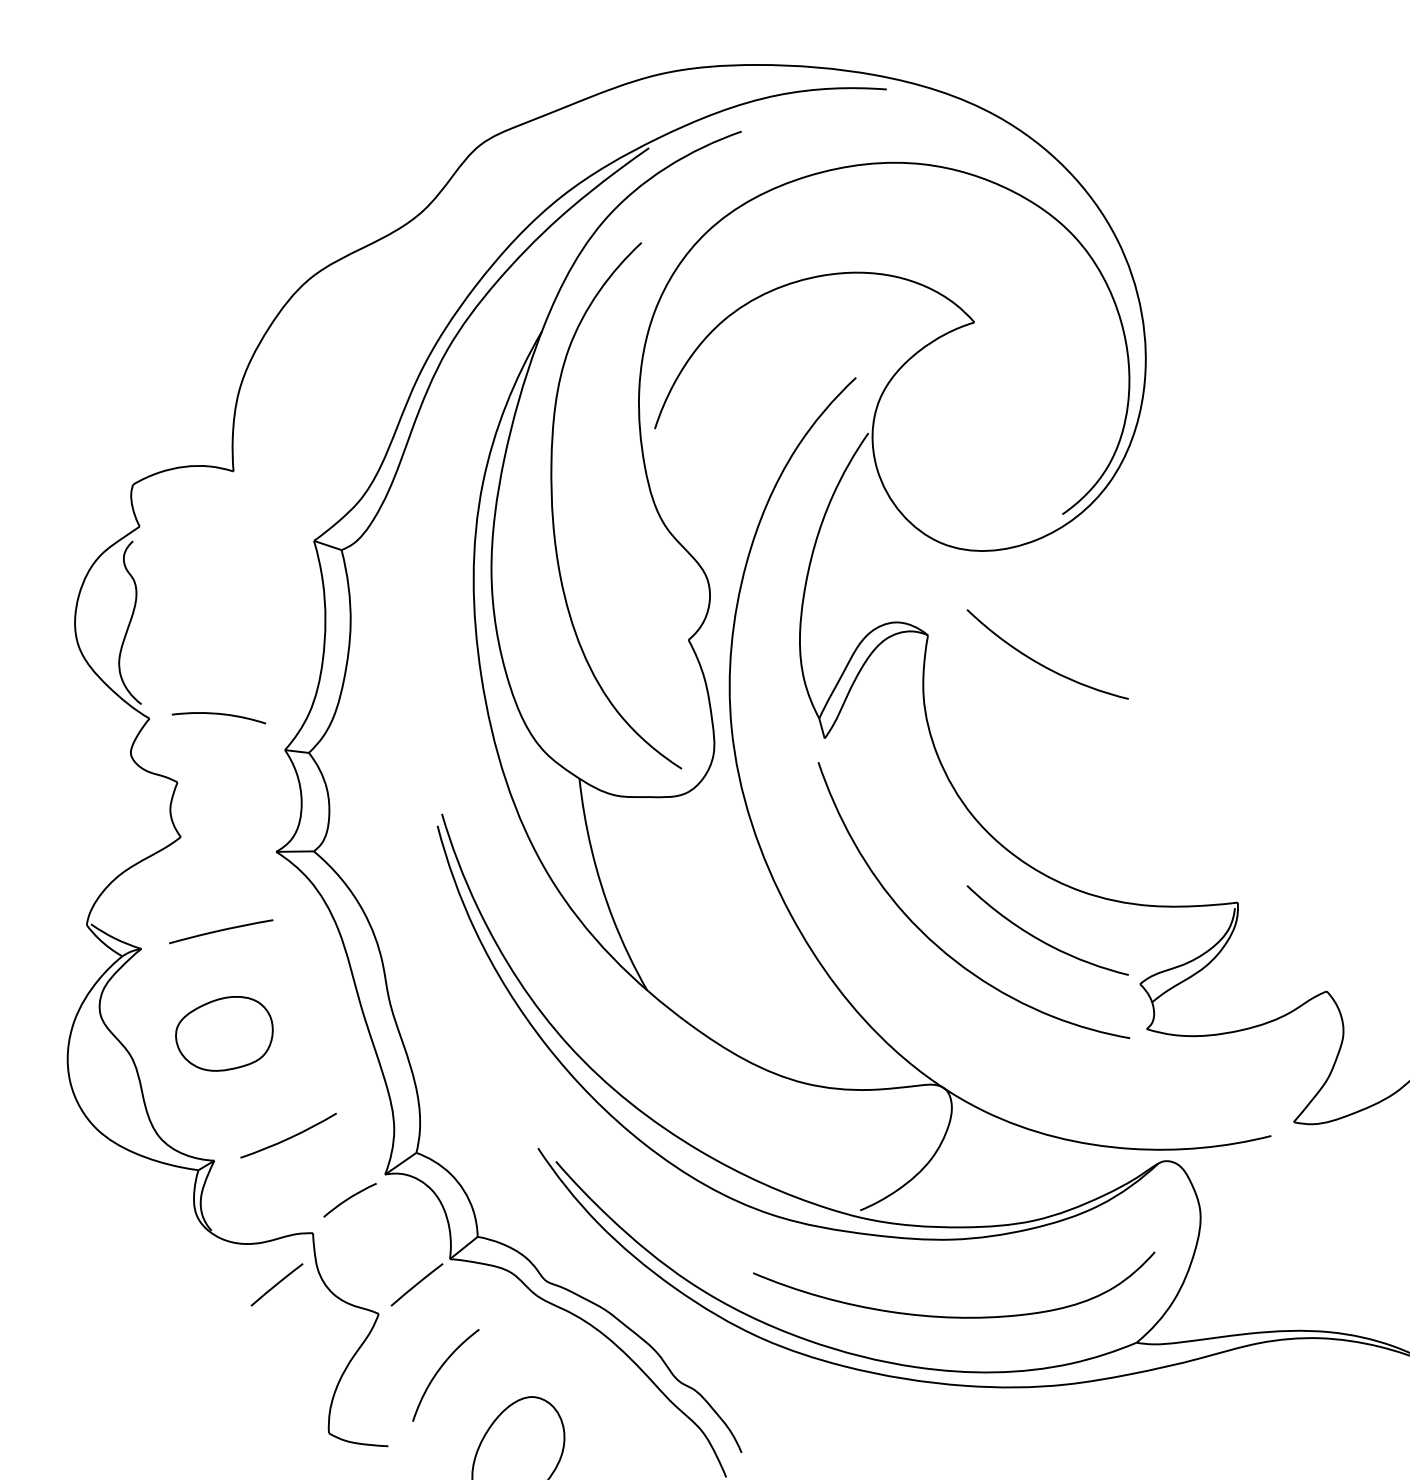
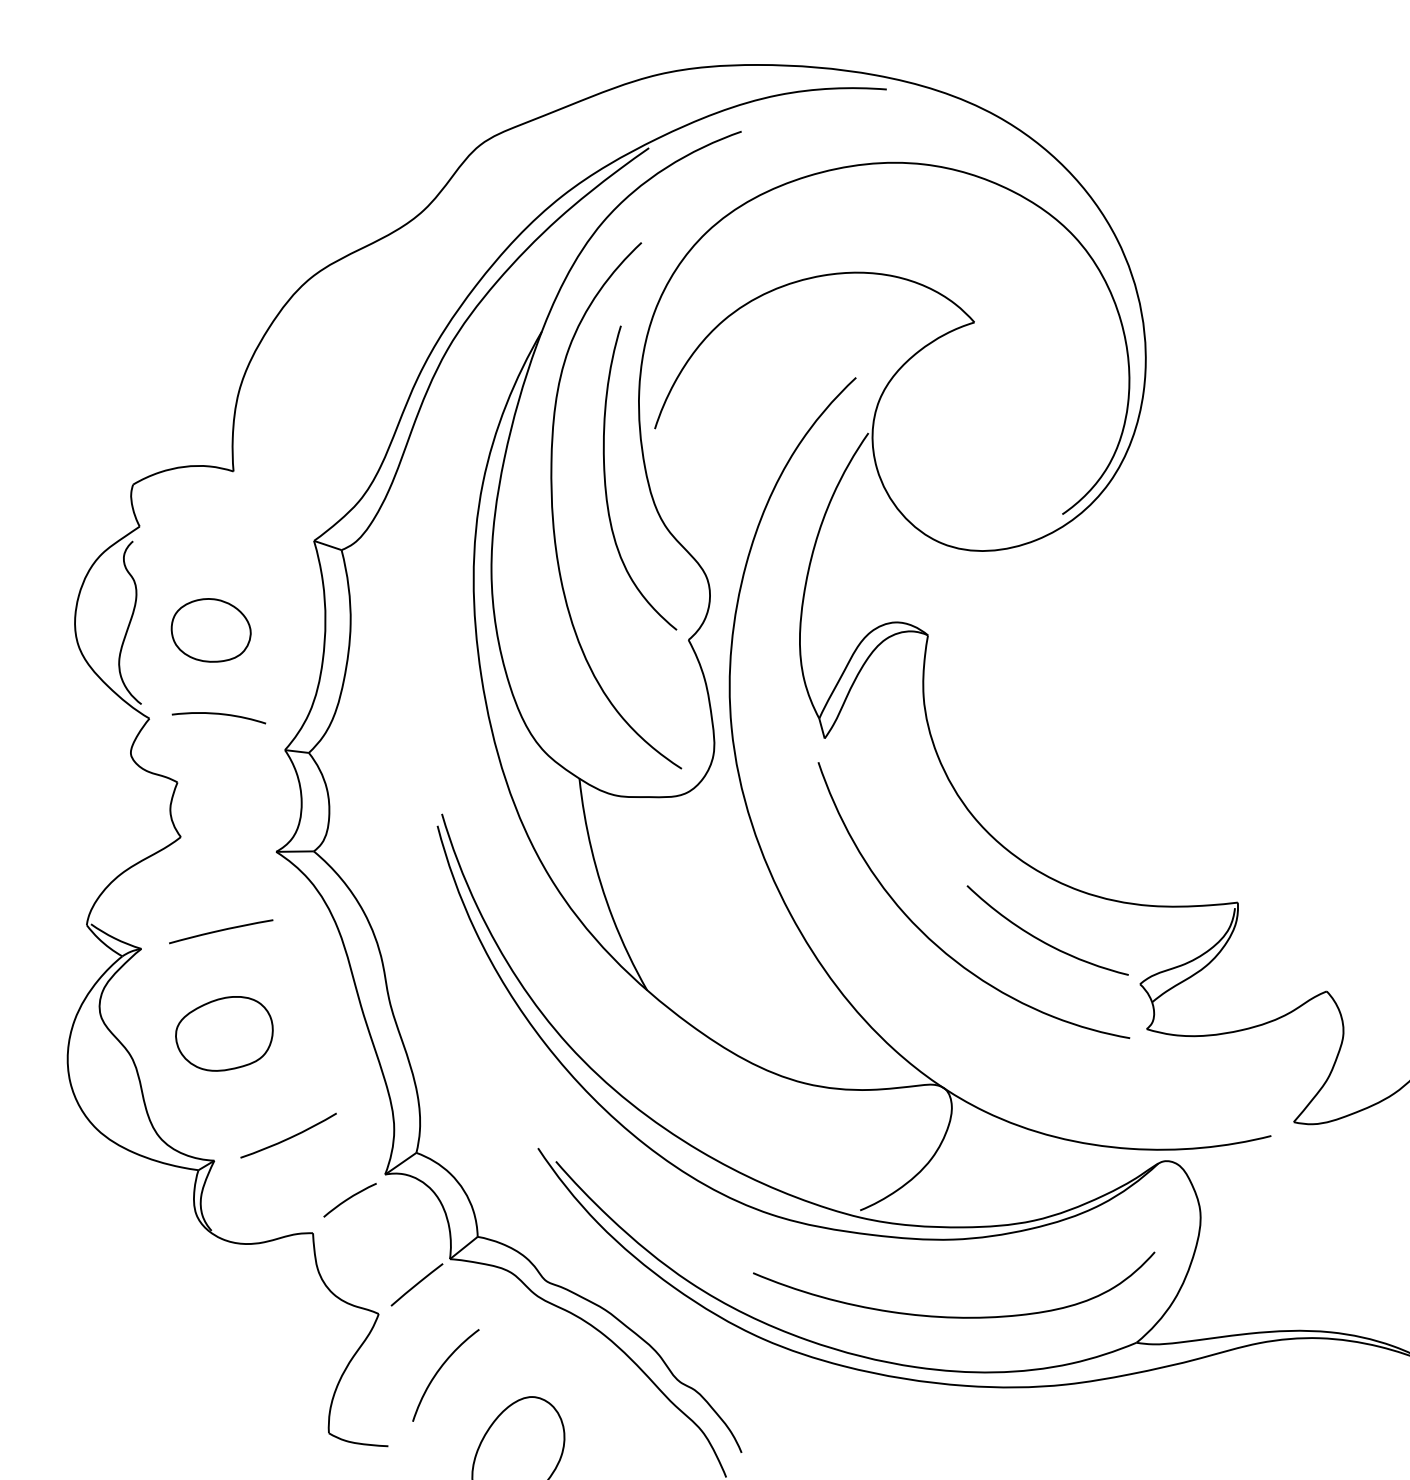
curve: none -> present (606, 484)
part: none -> present (210, 630)
curve: present -> none (1041, 663)
line: present -> none (276, 1284)
